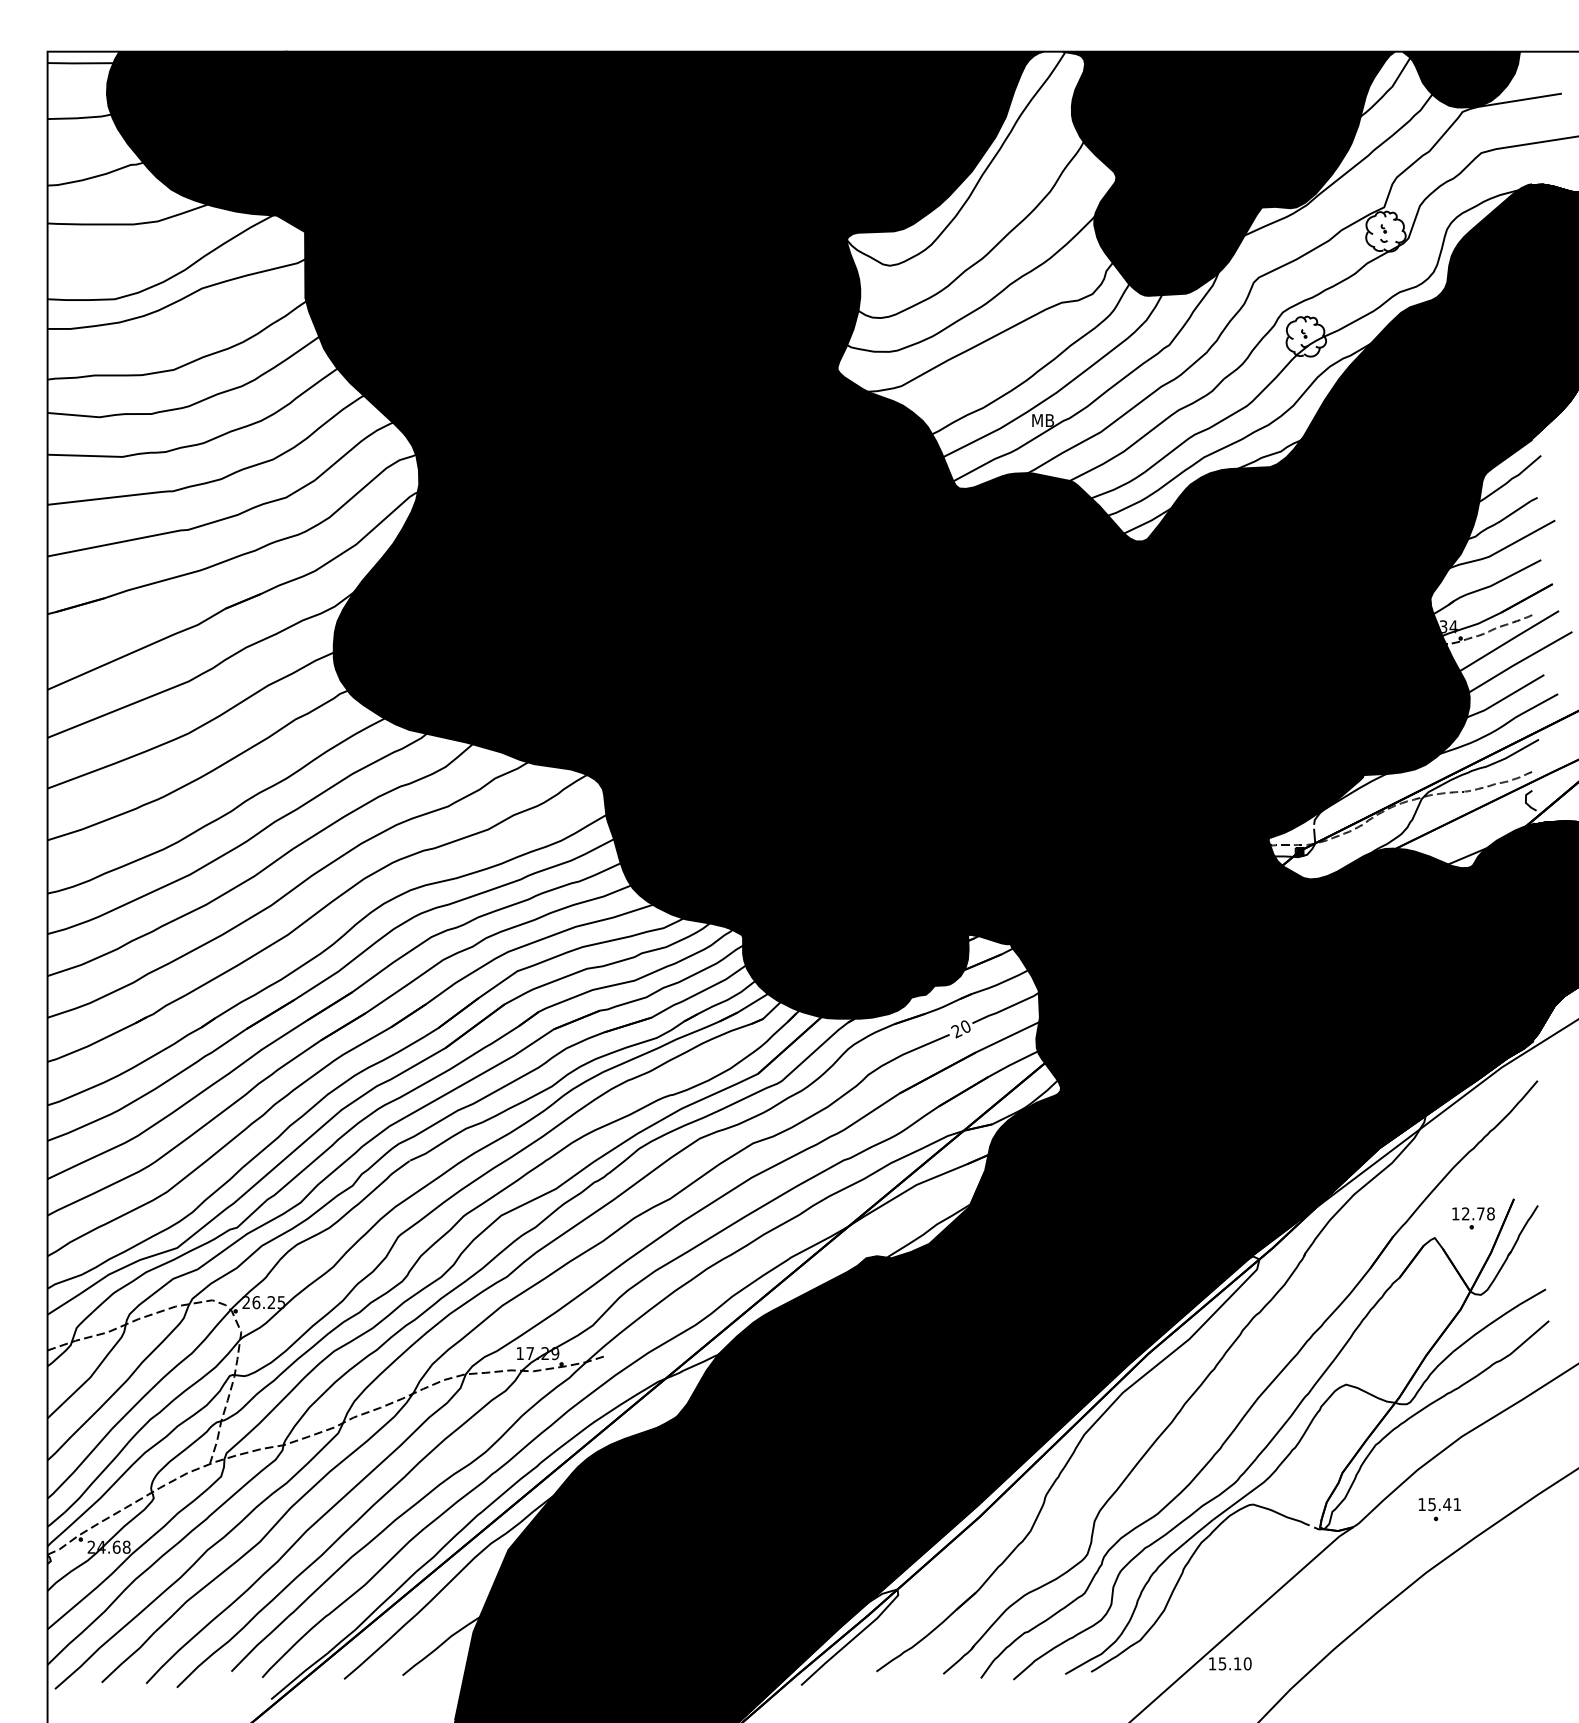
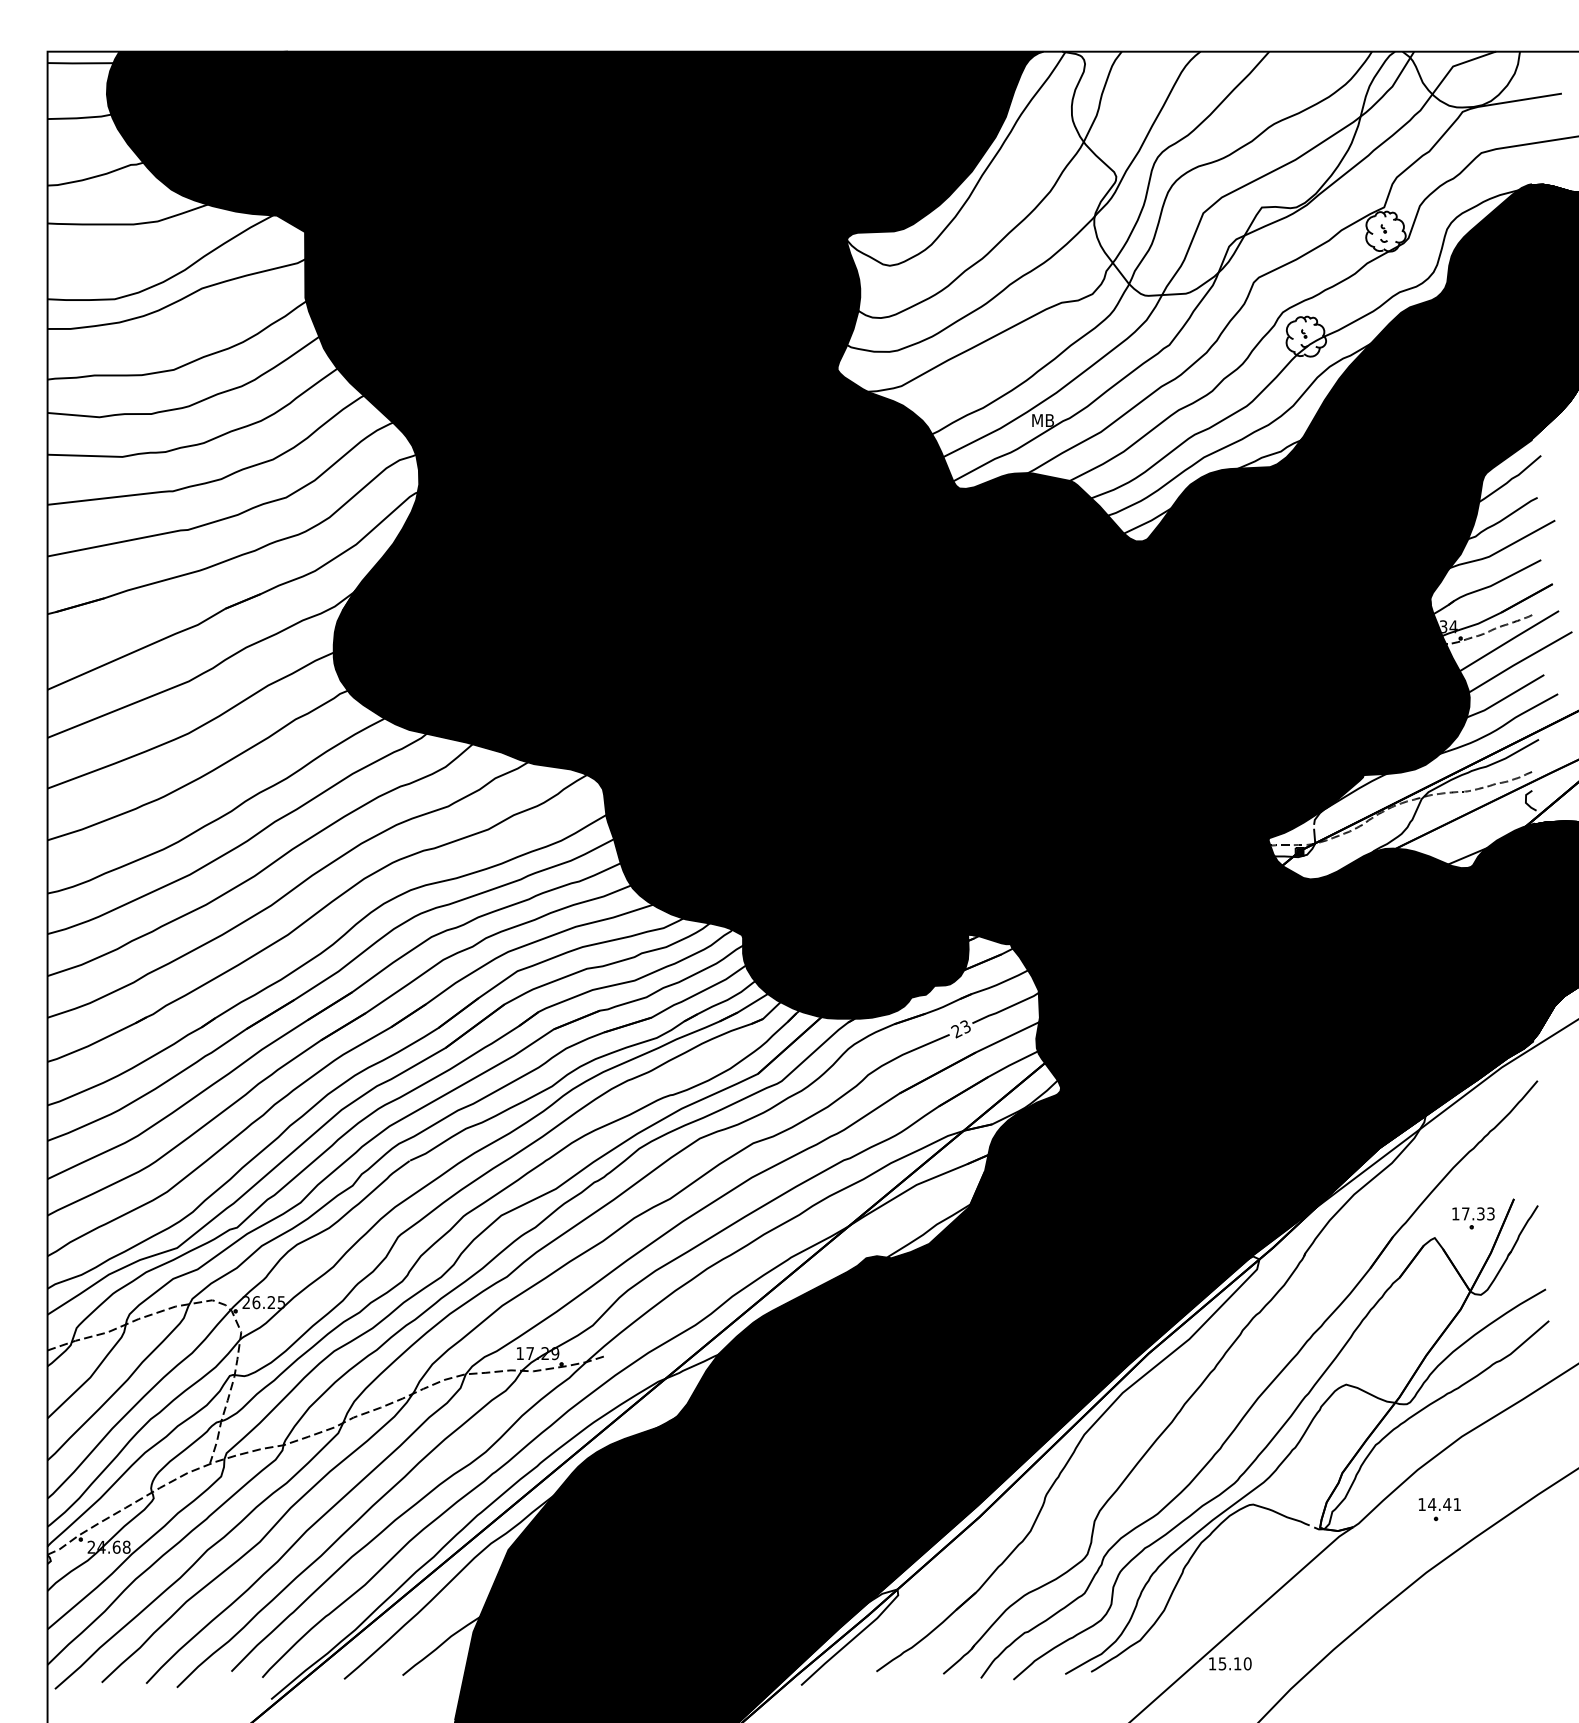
fill: present -> none (1461, 79)
fill: present -> none (1228, 173)
text: 20 -> 23 (965, 1026)
text: 12.78 -> 17.33 (1478, 1213)
text: 15.41 -> 14.41 (1432, 1504)
